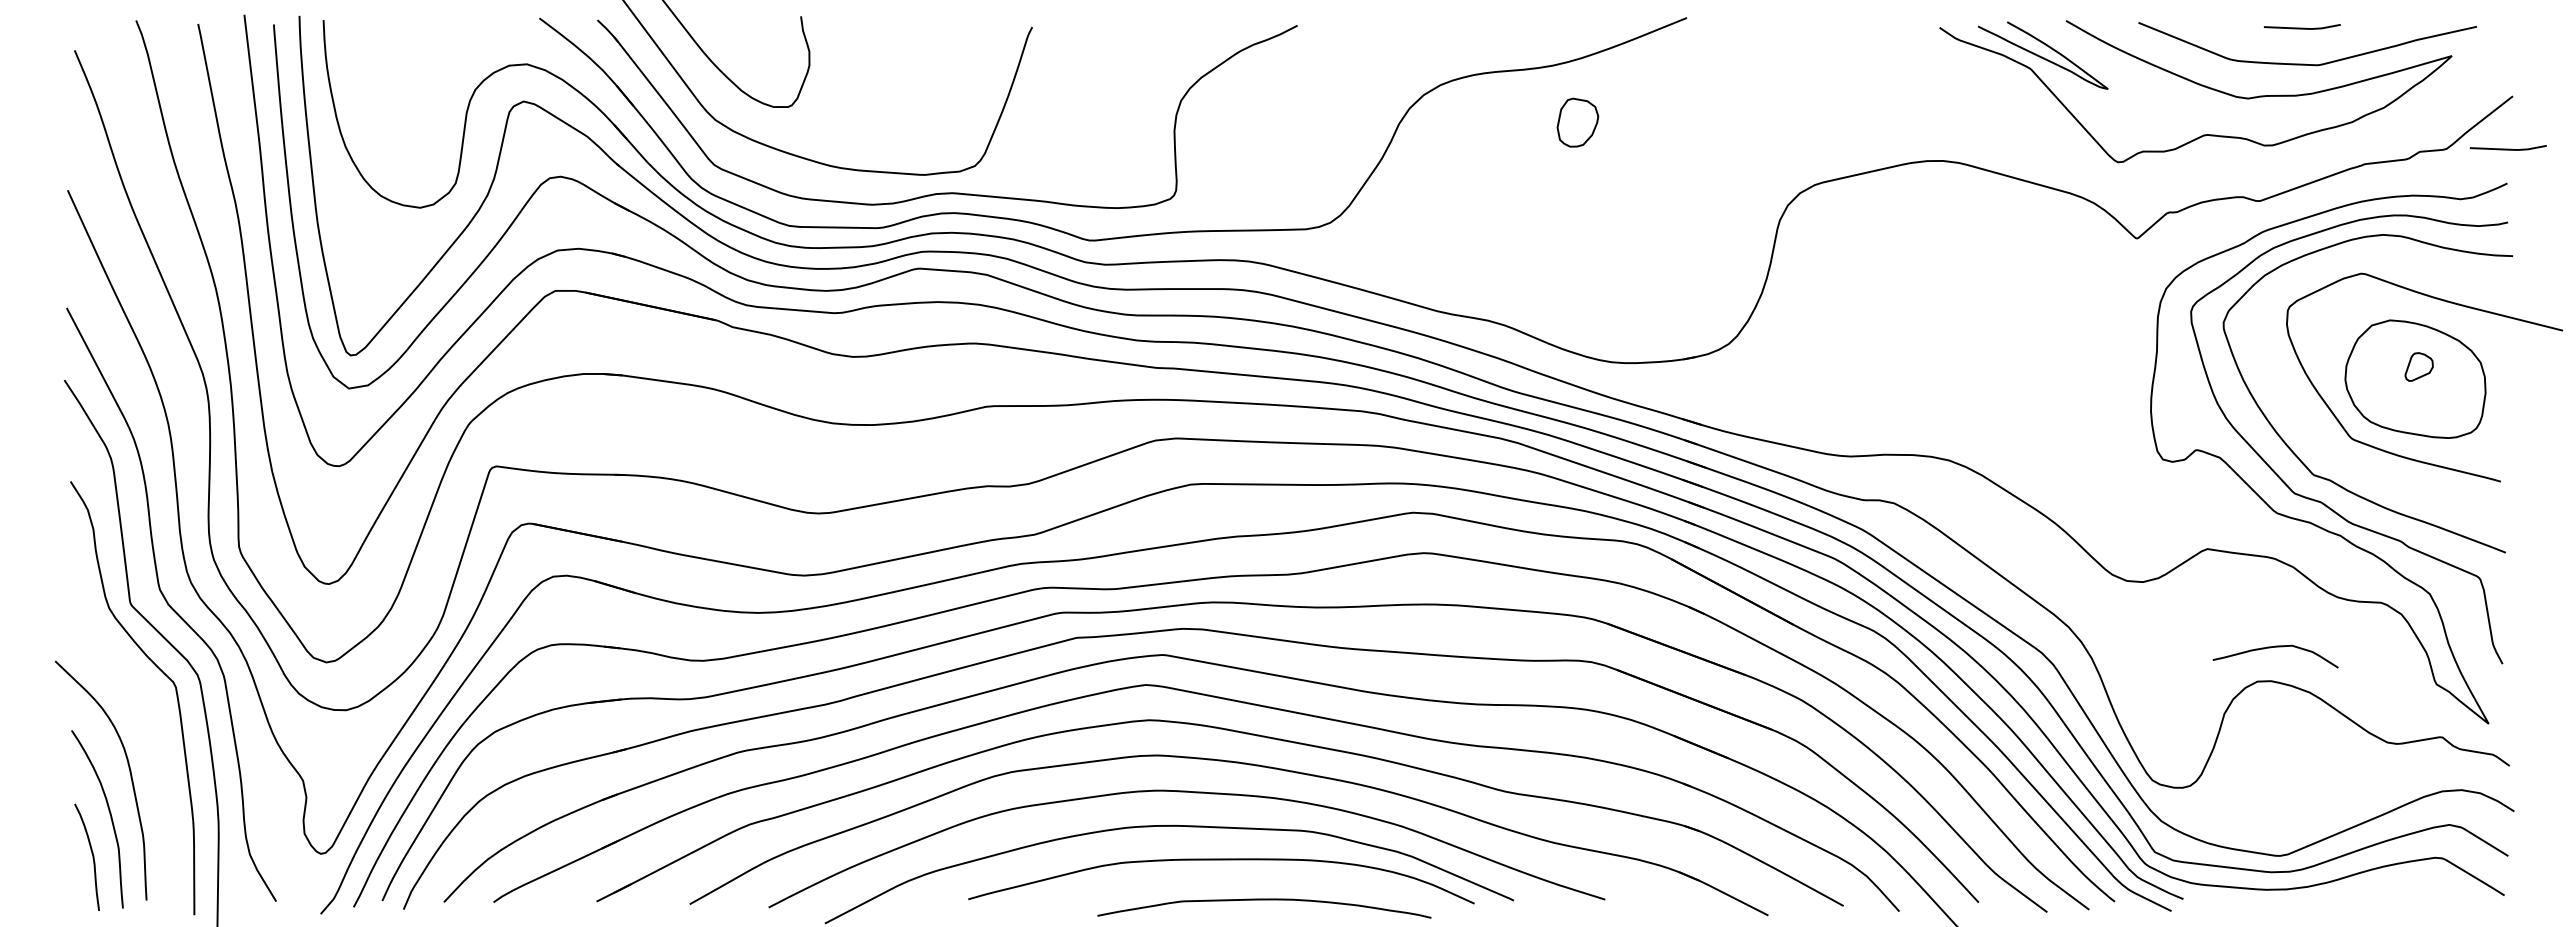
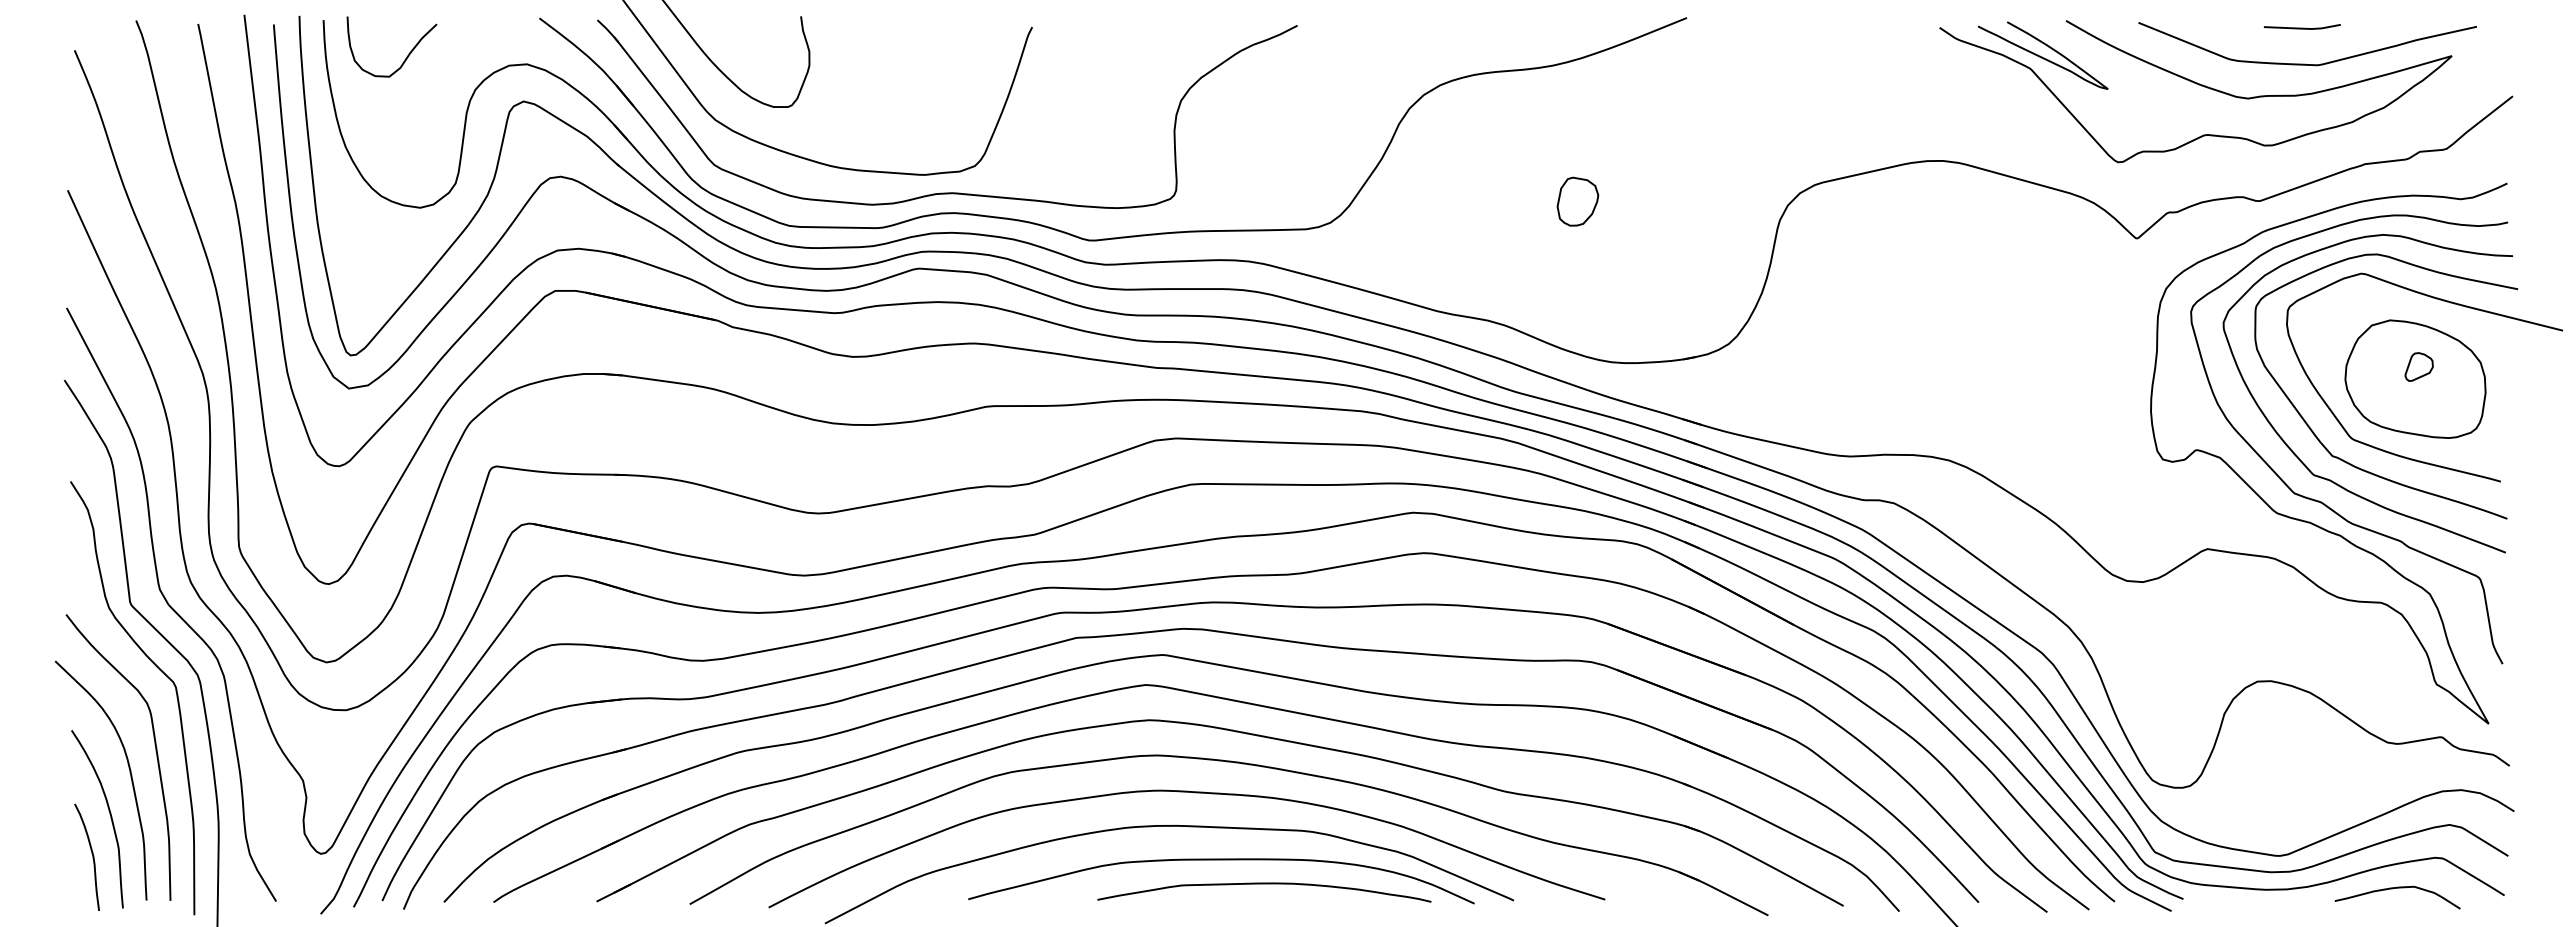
curve: none -> present (406, 56)
part position: (1577, 122) -> (1577, 201) (1577, 201)
line: present -> none (2507, 148)
curve: none -> present (2349, 462)
curve position: (2271, 648) -> (2393, 889) (2393, 889)
curve: none -> present (155, 751)
curve position: (1264, 900) -> (1264, 884) (1264, 884)
